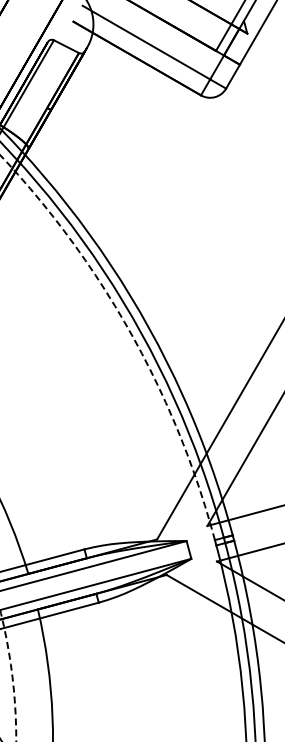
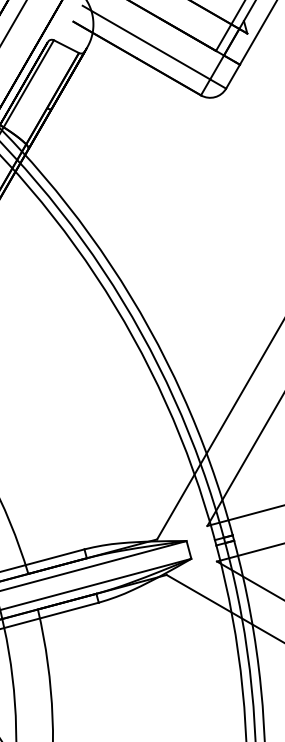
line: none -> present (13, 22)
arc: dashed -> solid (130, 333)
arc: dashed -> solid (12, 675)
